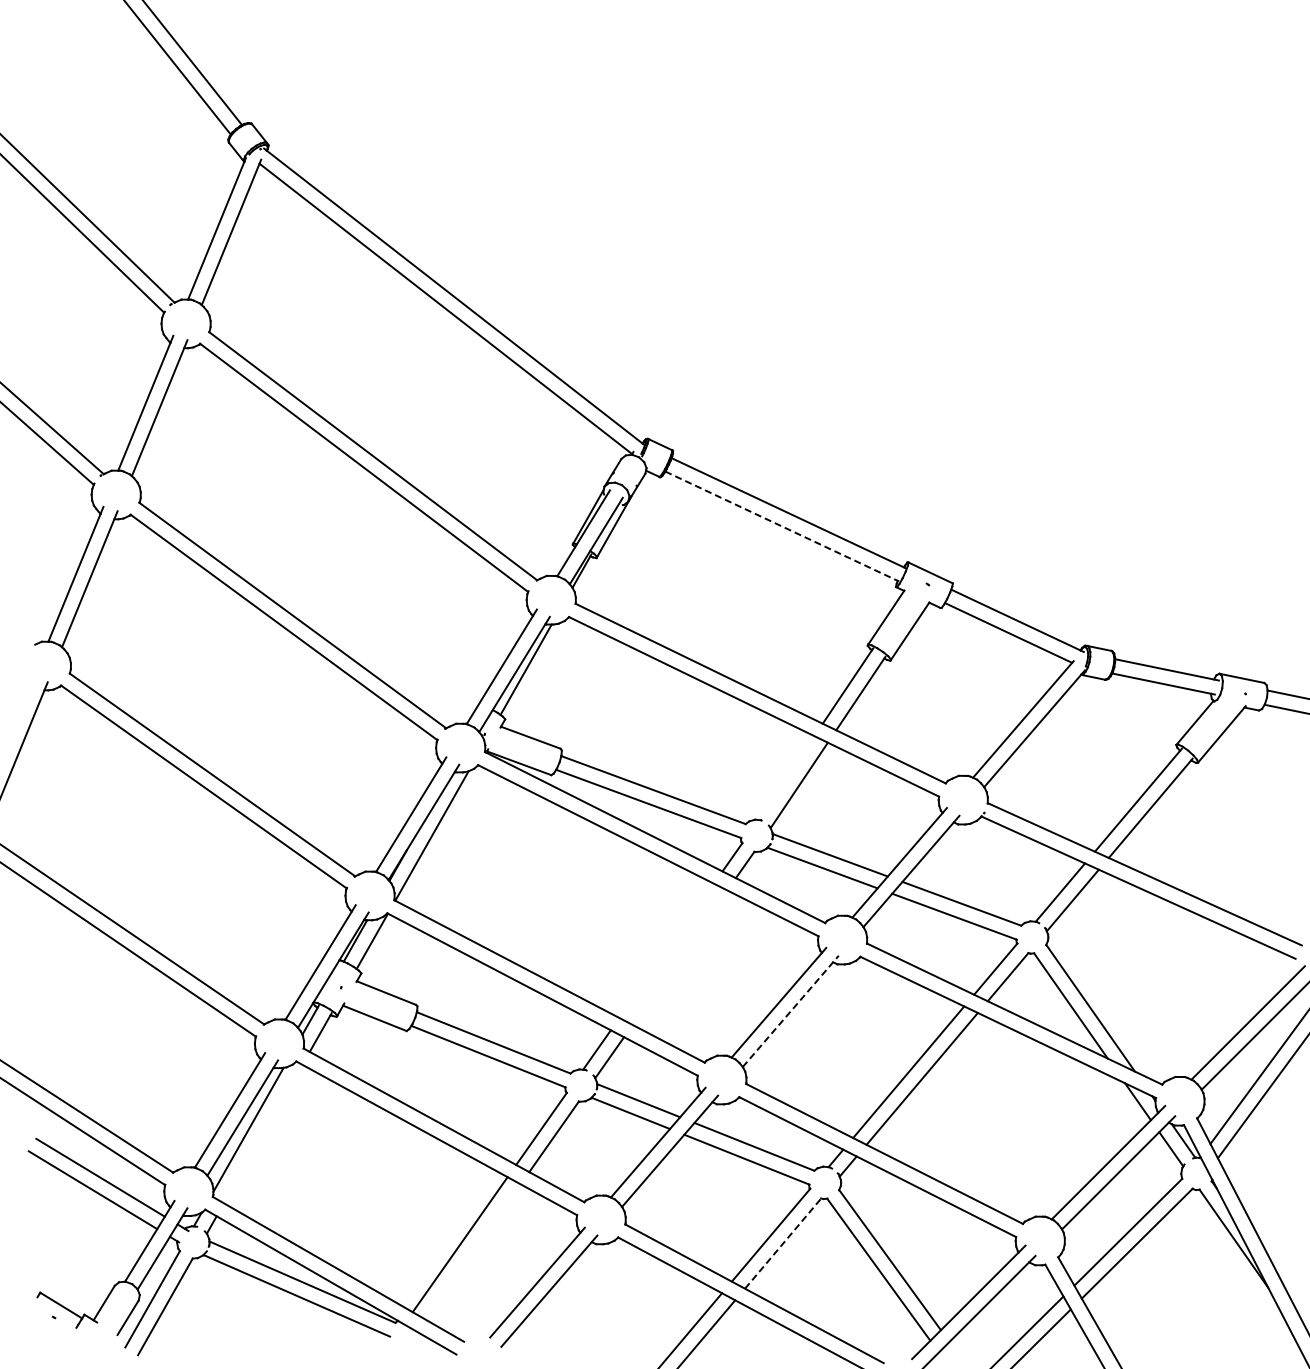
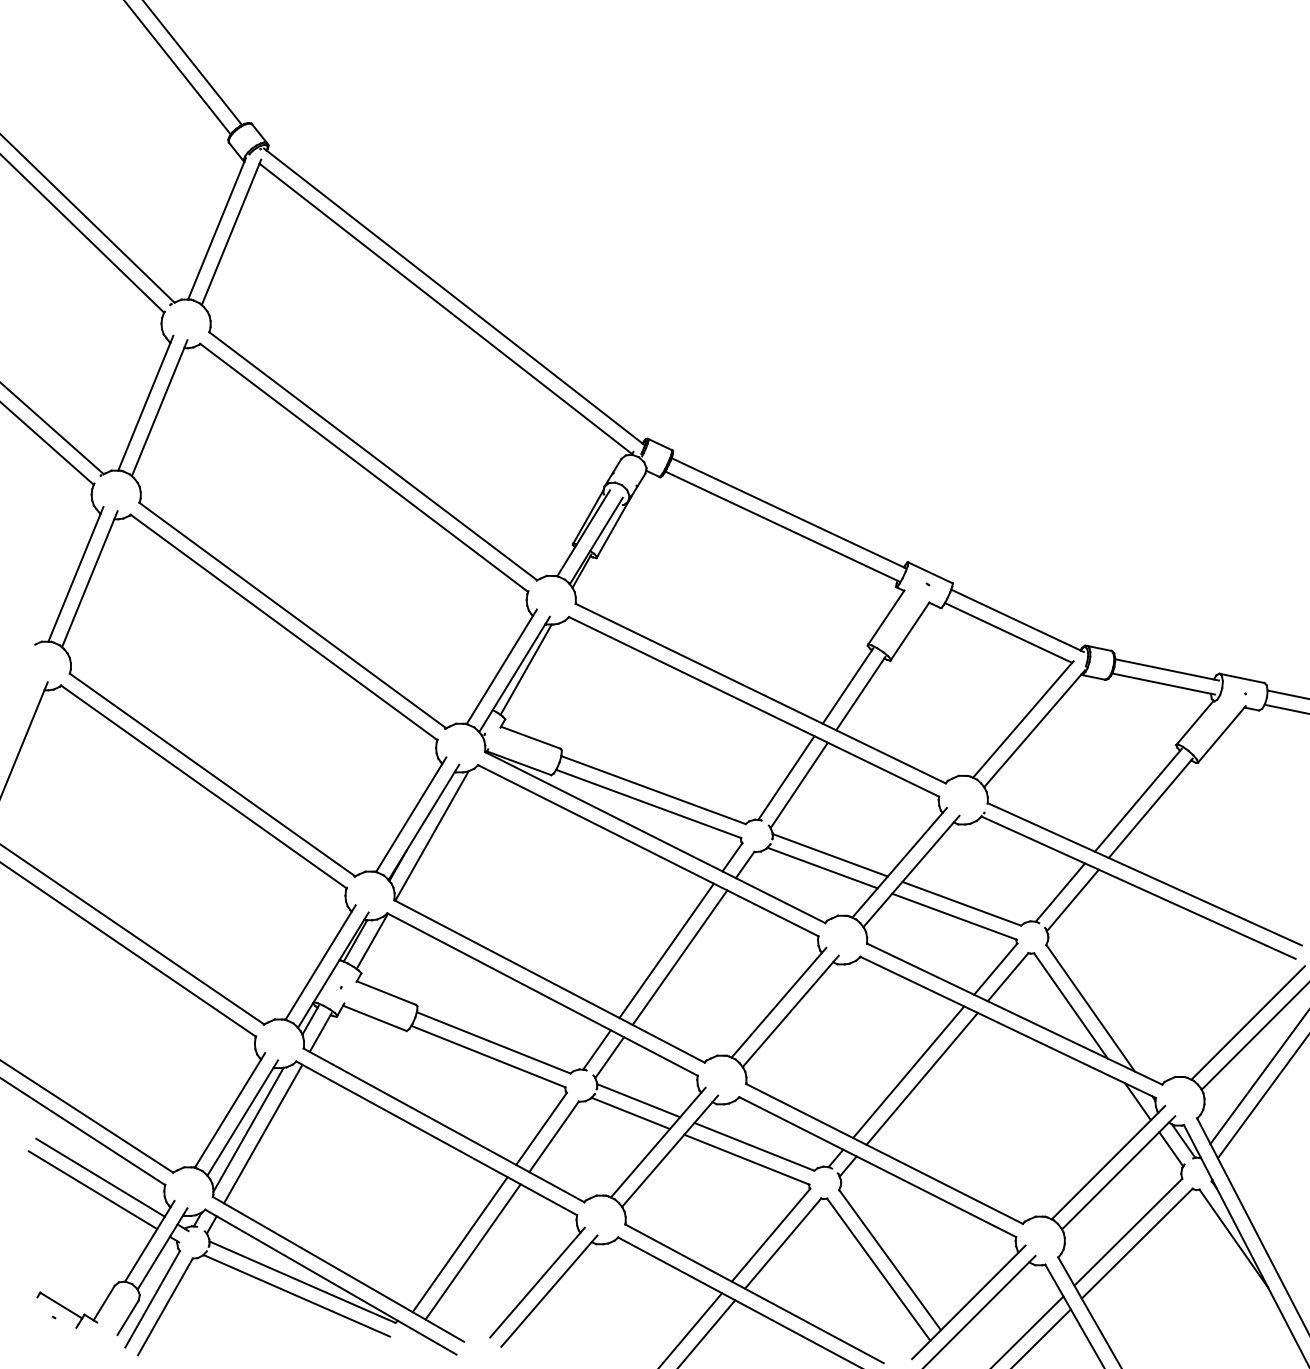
line: dashed -> solid (782, 526)
line: none -> present (786, 778)
line: none -> present (666, 950)
line: none -> present (679, 957)
line: dashed -> solid (791, 1011)
line: none -> present (263, 1133)
line: dashed -> solid (783, 1243)
line: none -> present (472, 1251)
